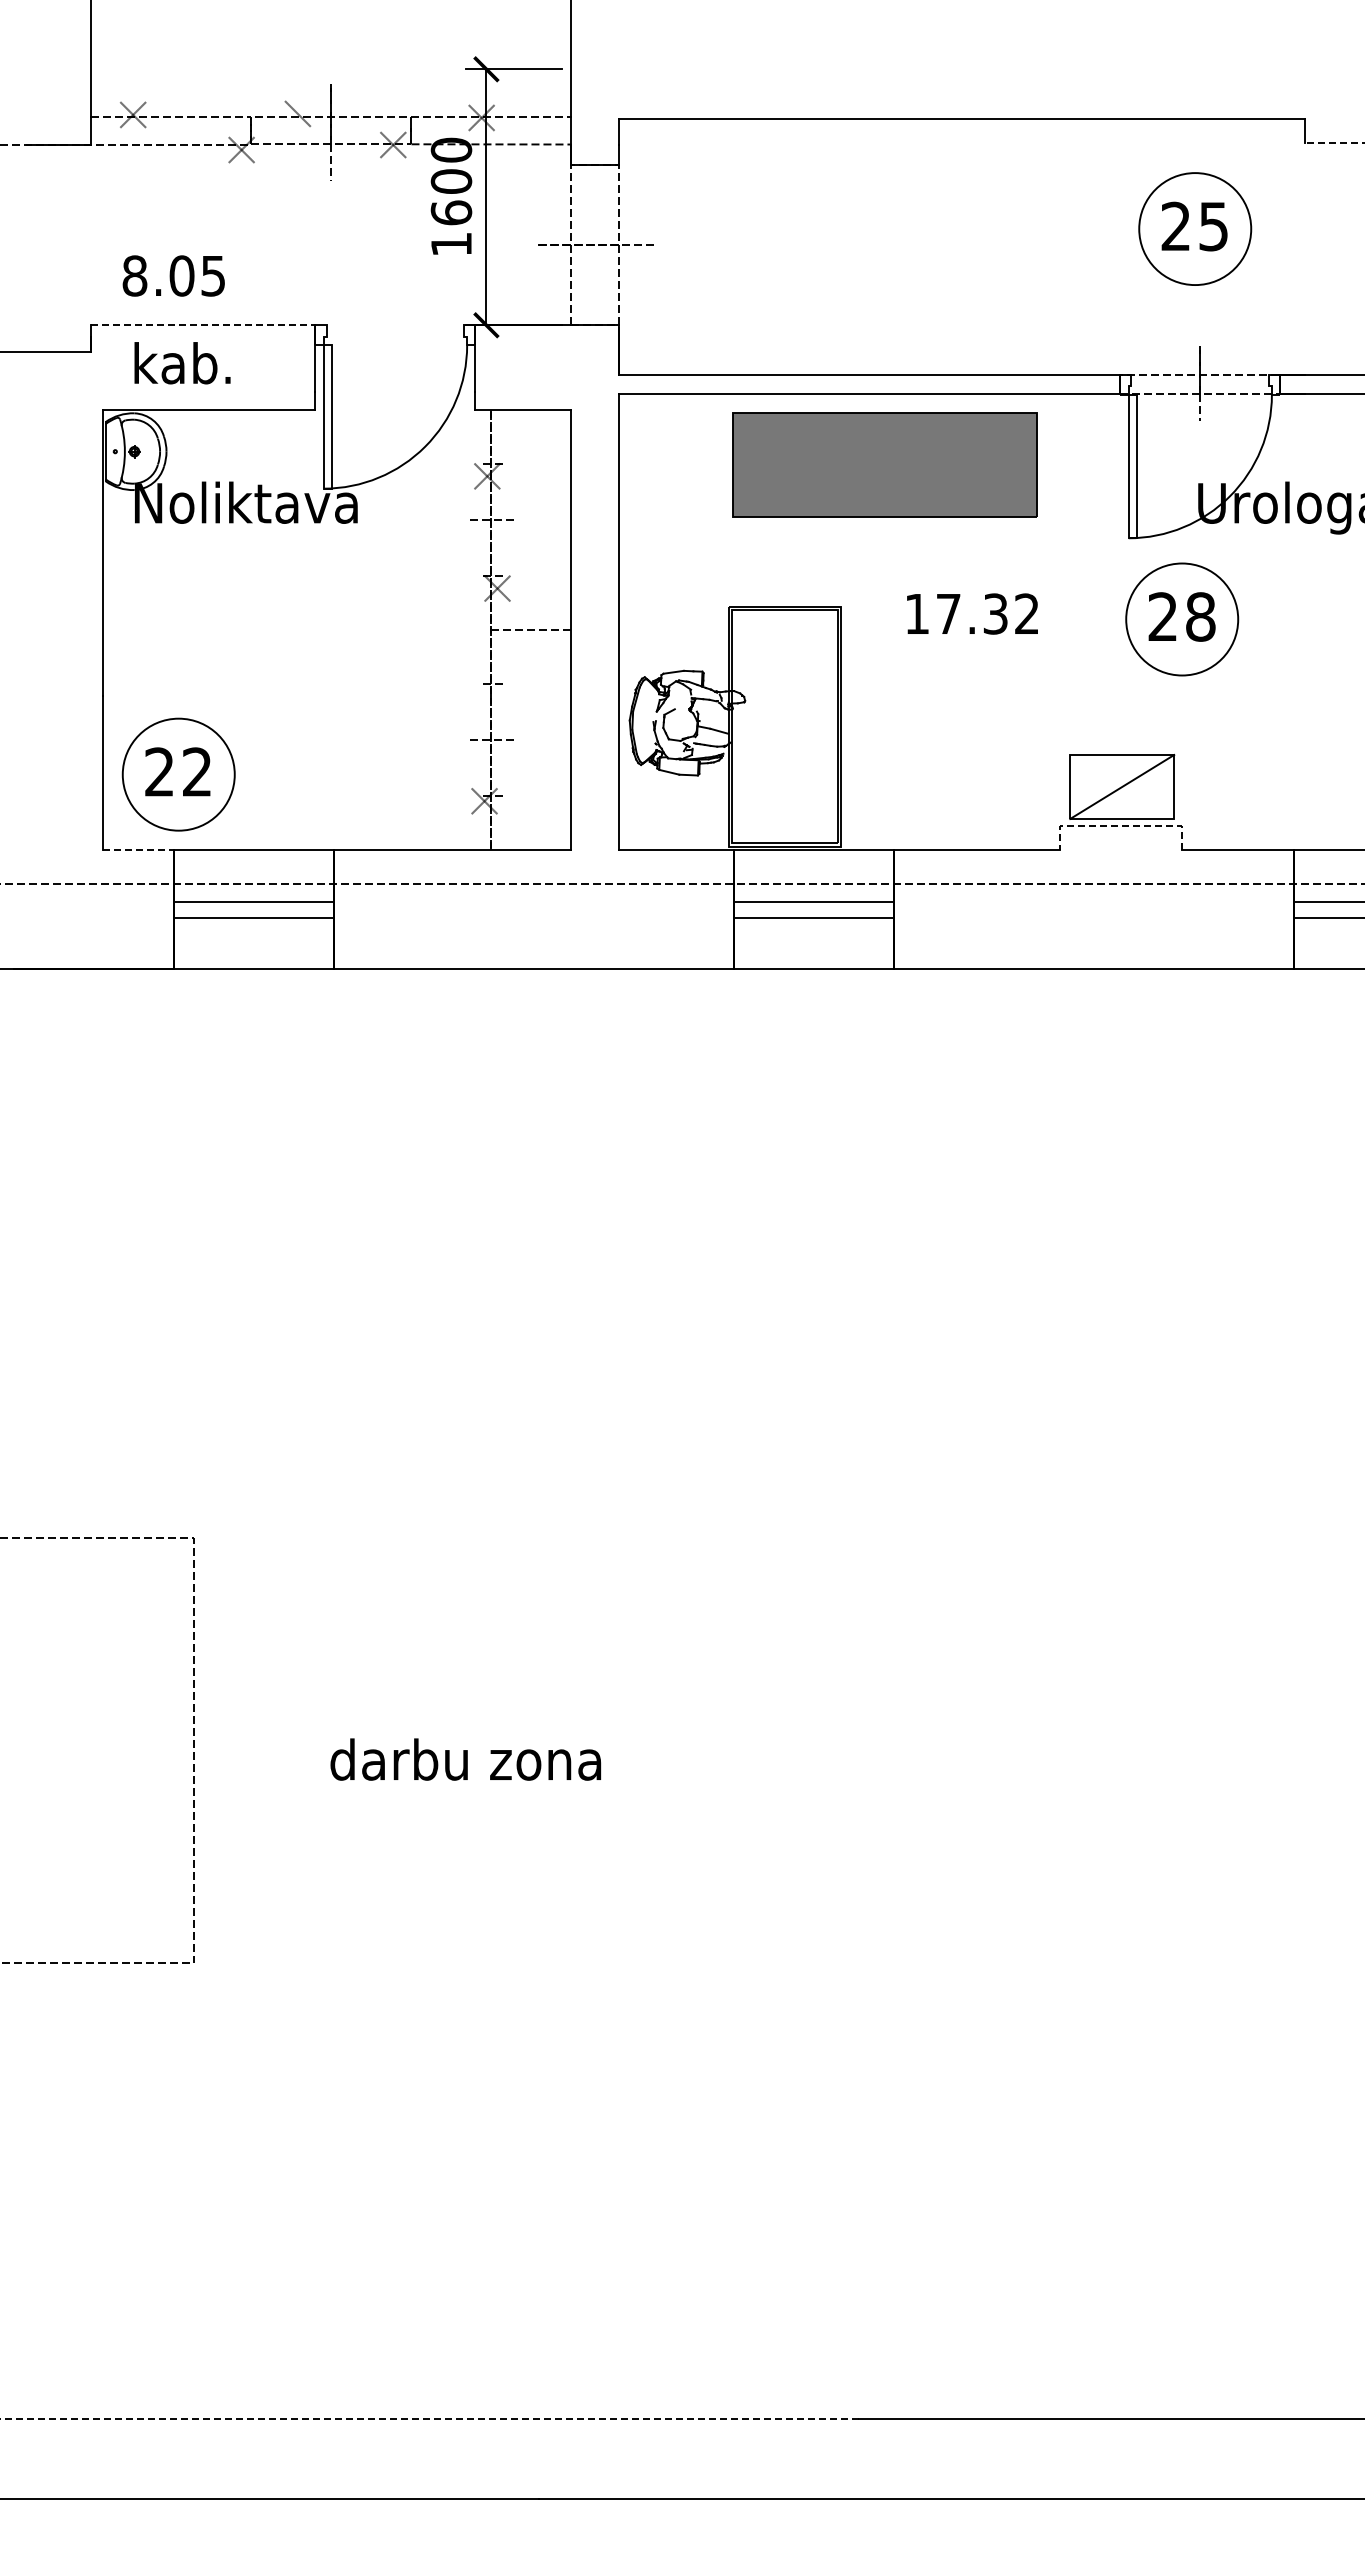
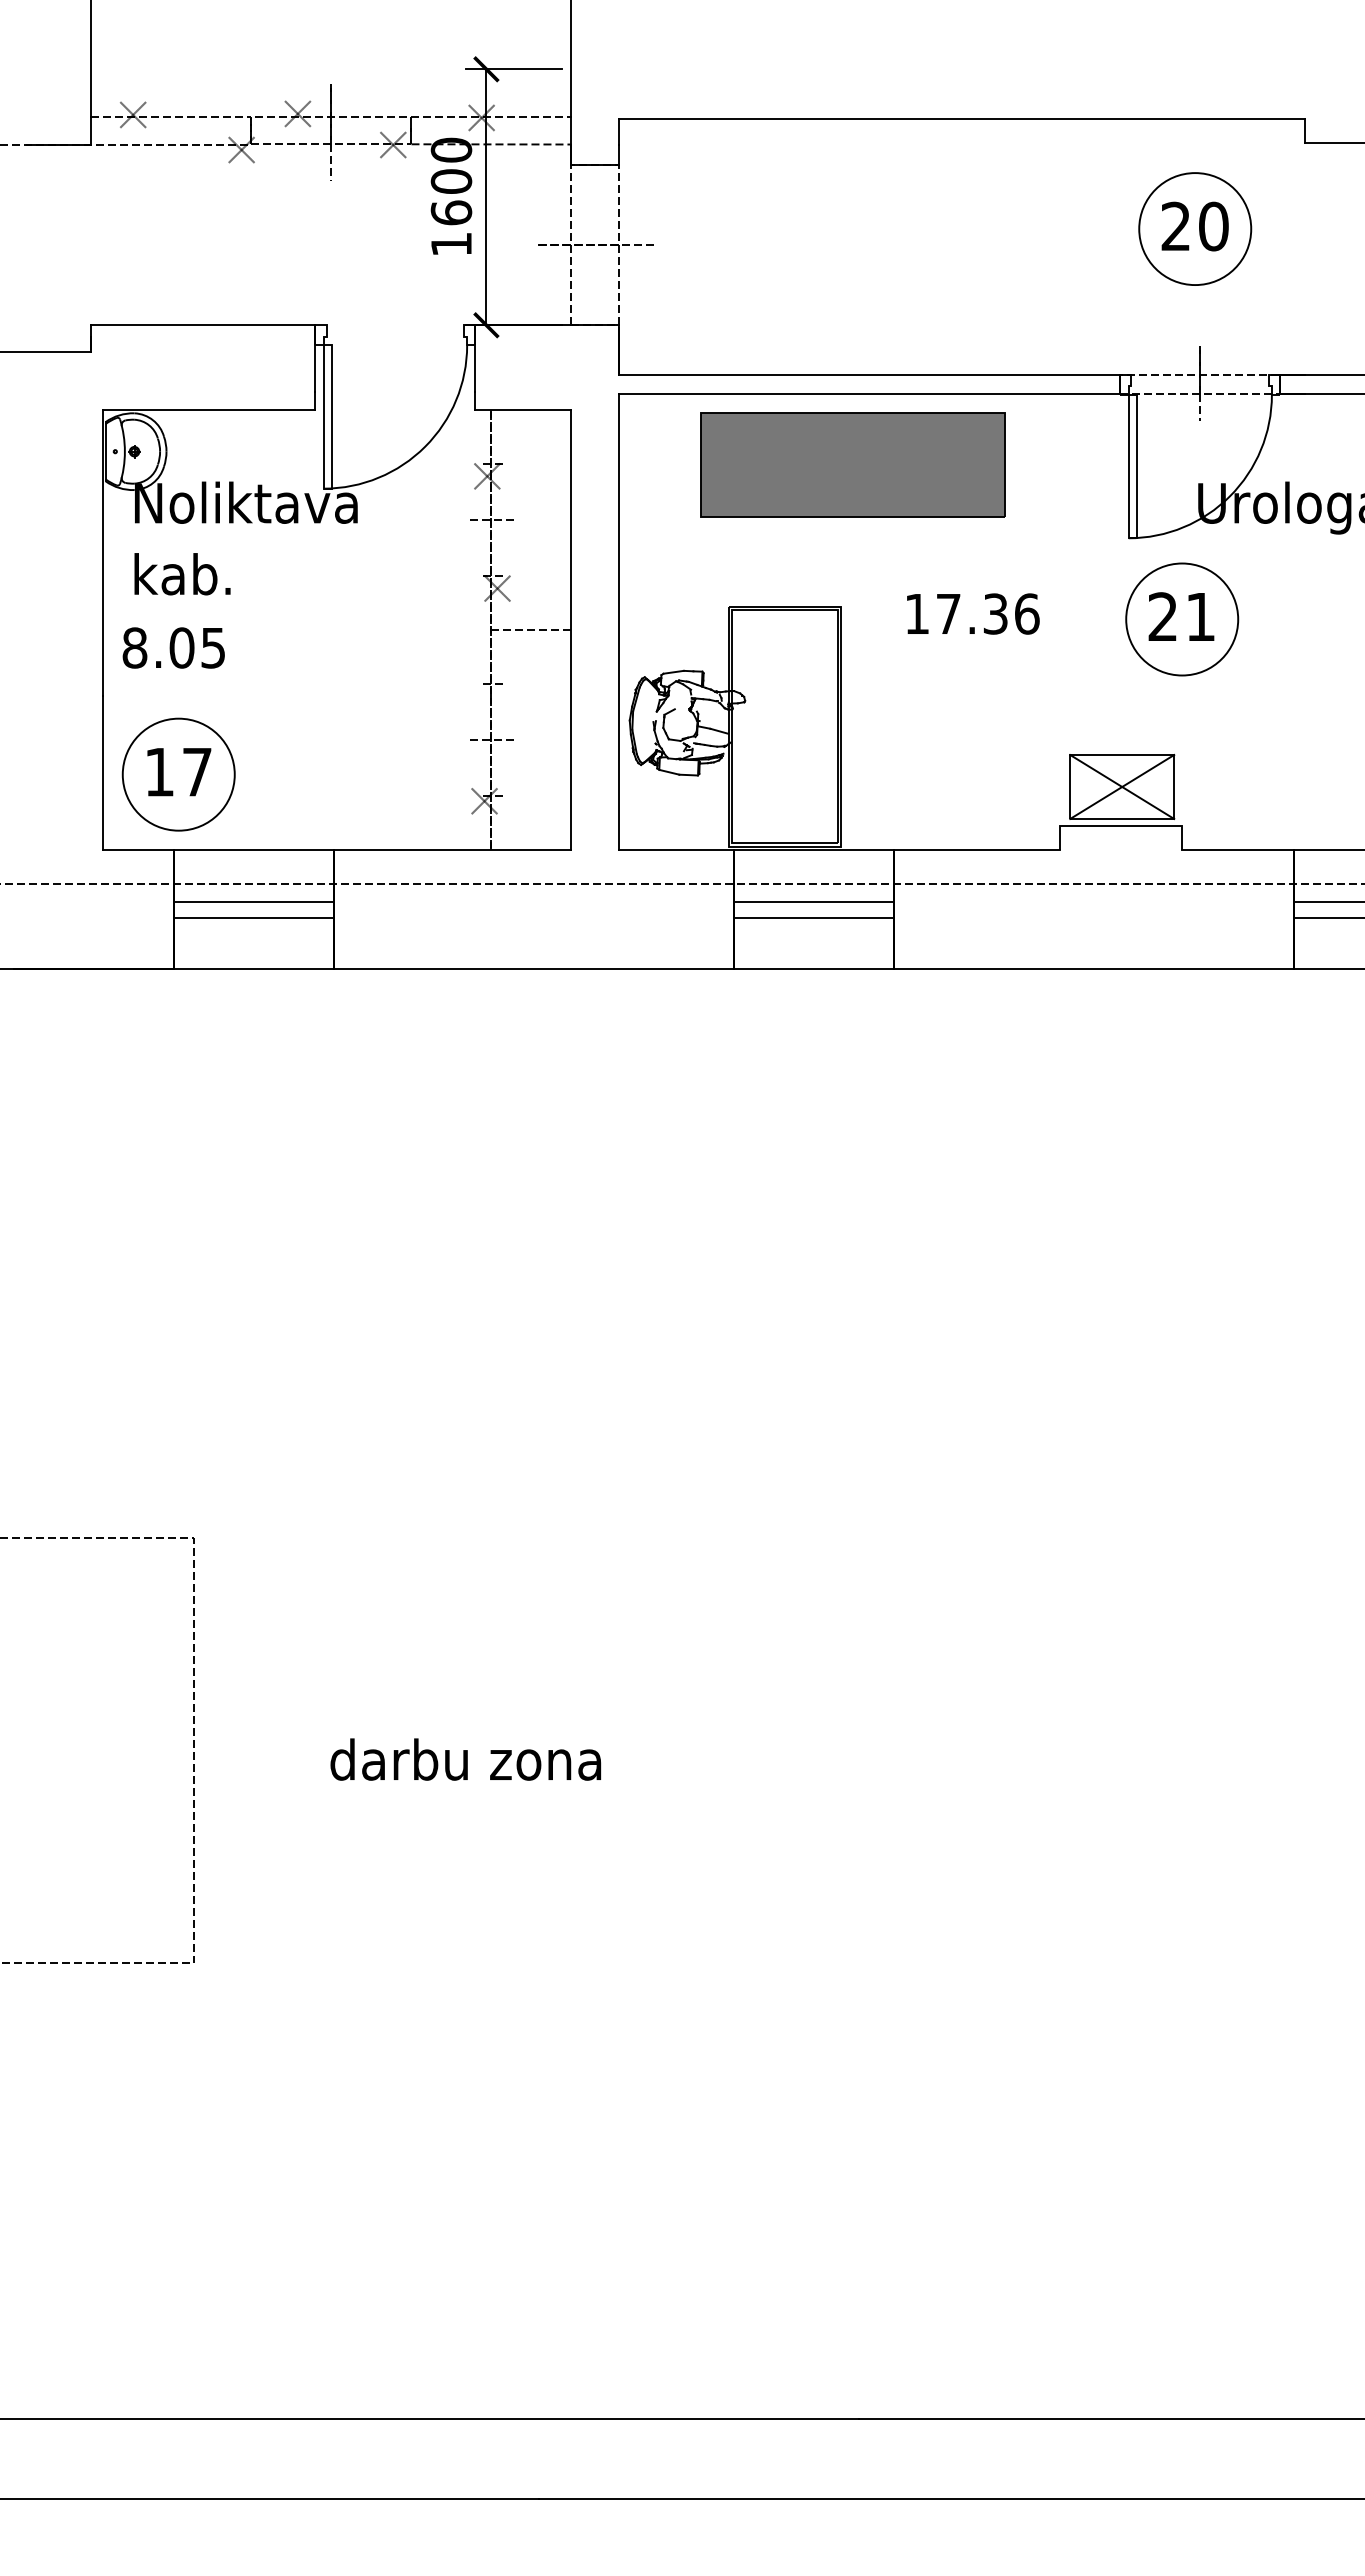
line: none -> present (297, 113)
line: dashed -> solid (1334, 142)
text: 25 -> 20 (1213, 226)
text position: (173, 275) -> (173, 647) (173, 647)
line: dashed -> solid (203, 325)
text position: (182, 363) -> (182, 574) (182, 574)
part position: (884, 464) -> (852, 464) (852, 464)
text: 17.32 -> 17.36 (1027, 613)
text: 28 -> 21 (1200, 616)
text: 22 -> 17 (178, 771)
line: none -> present (1122, 786)
line: dashed -> solid (1121, 826)
line: dashed -> solid (138, 850)
line: dashed -> solid (429, 2418)
